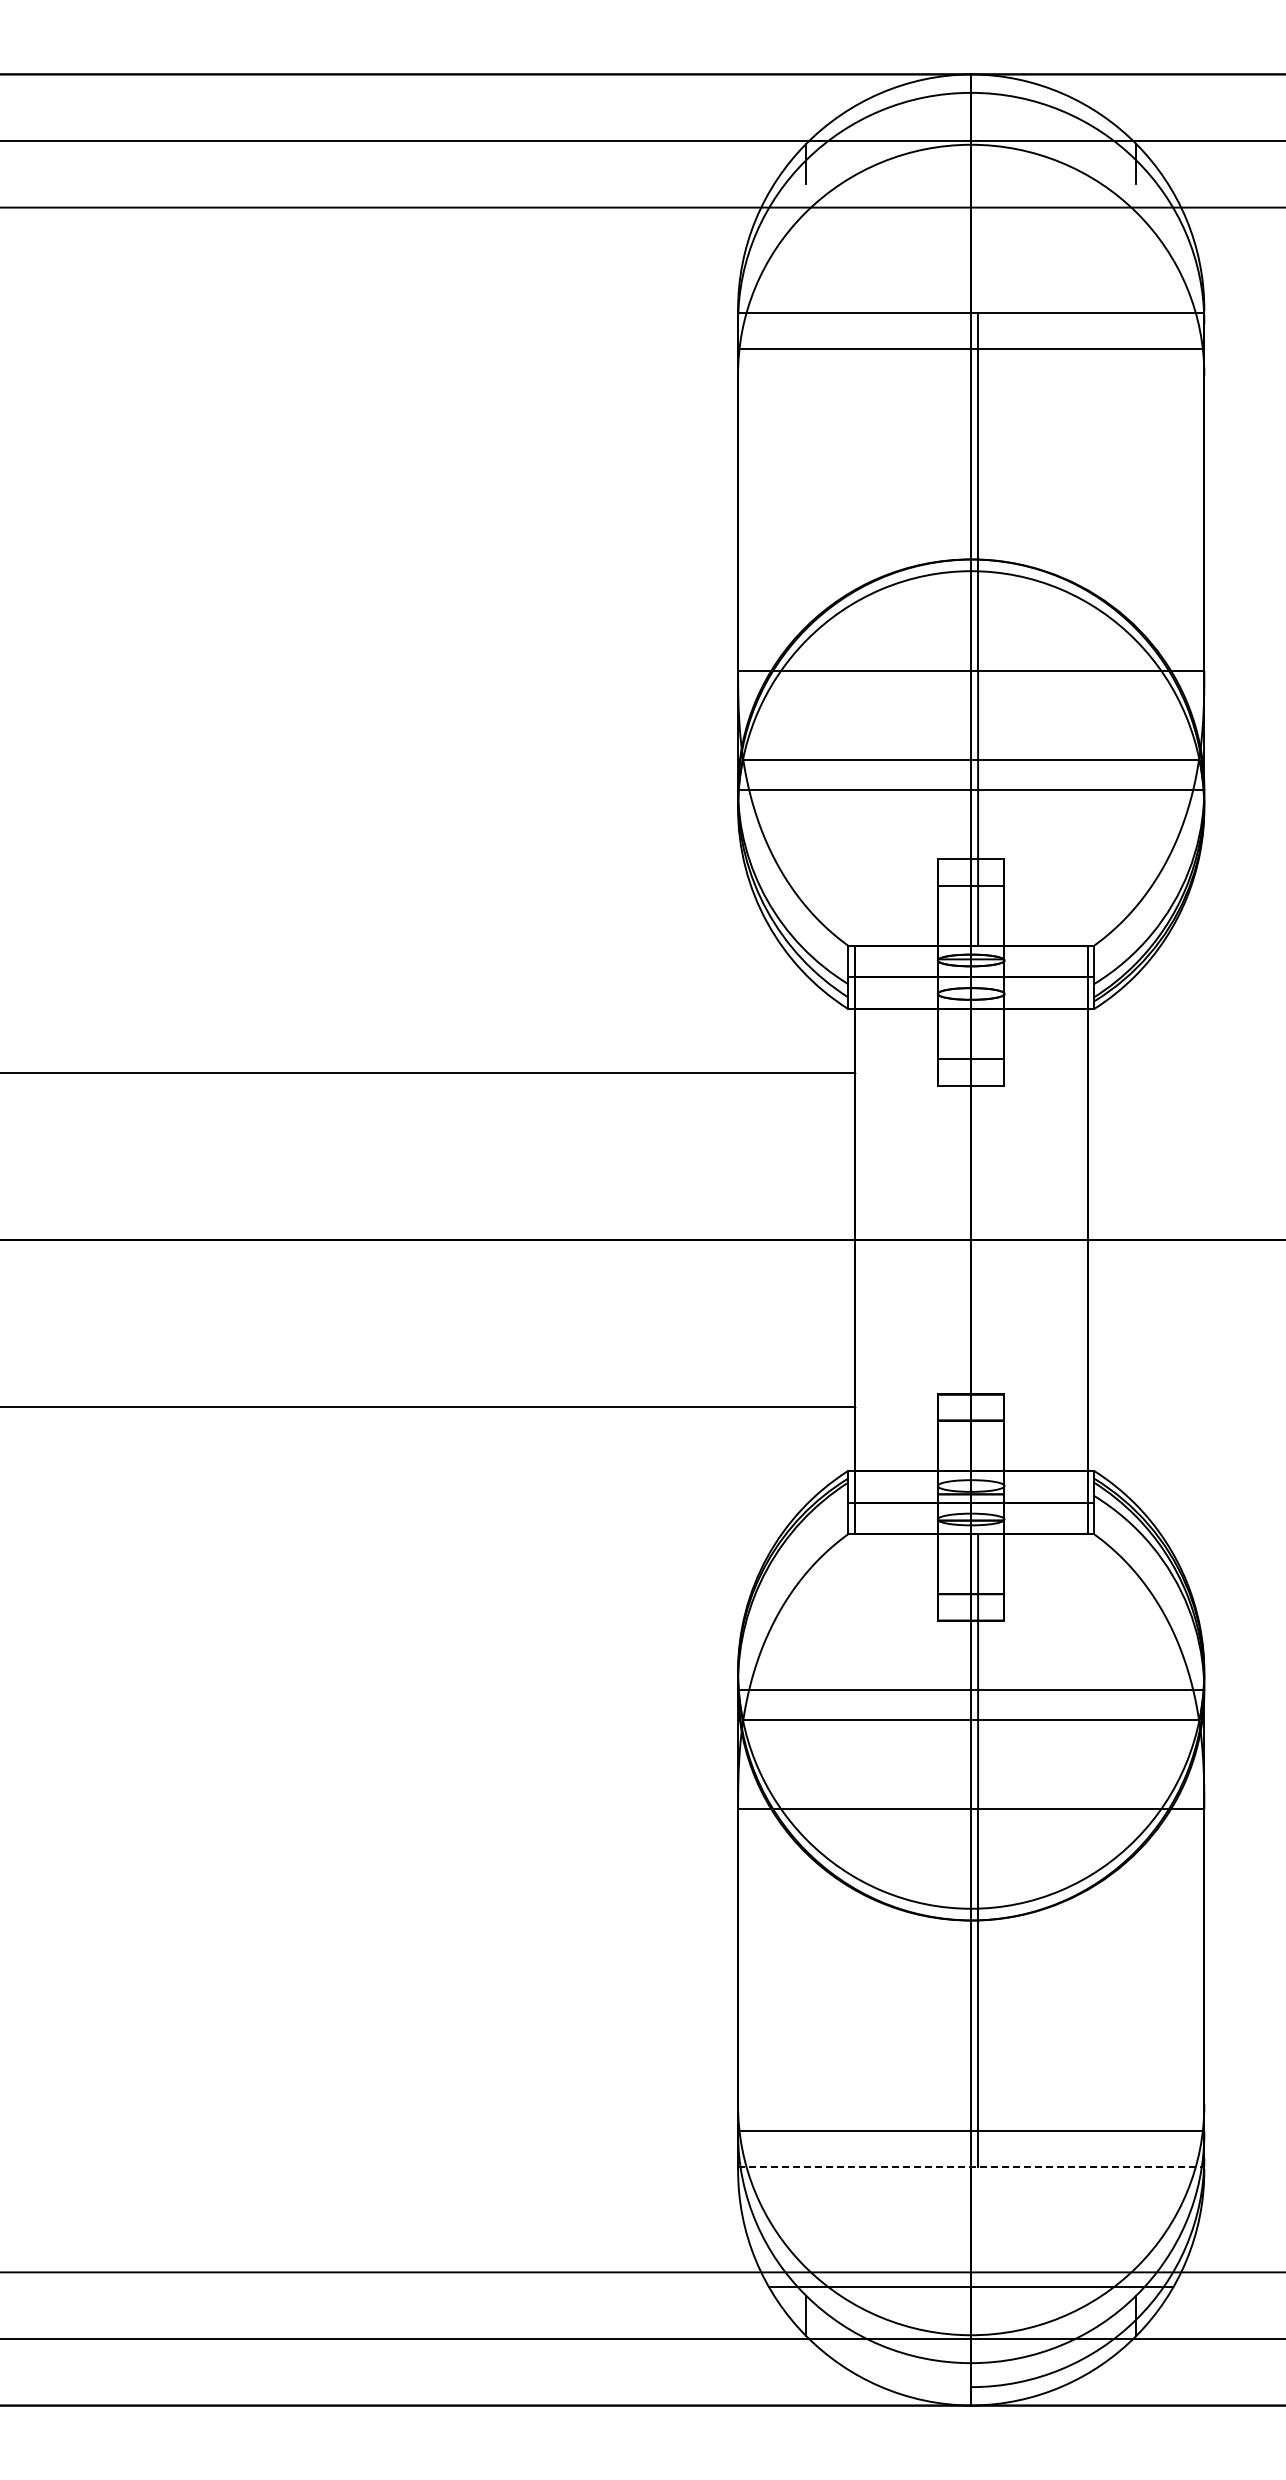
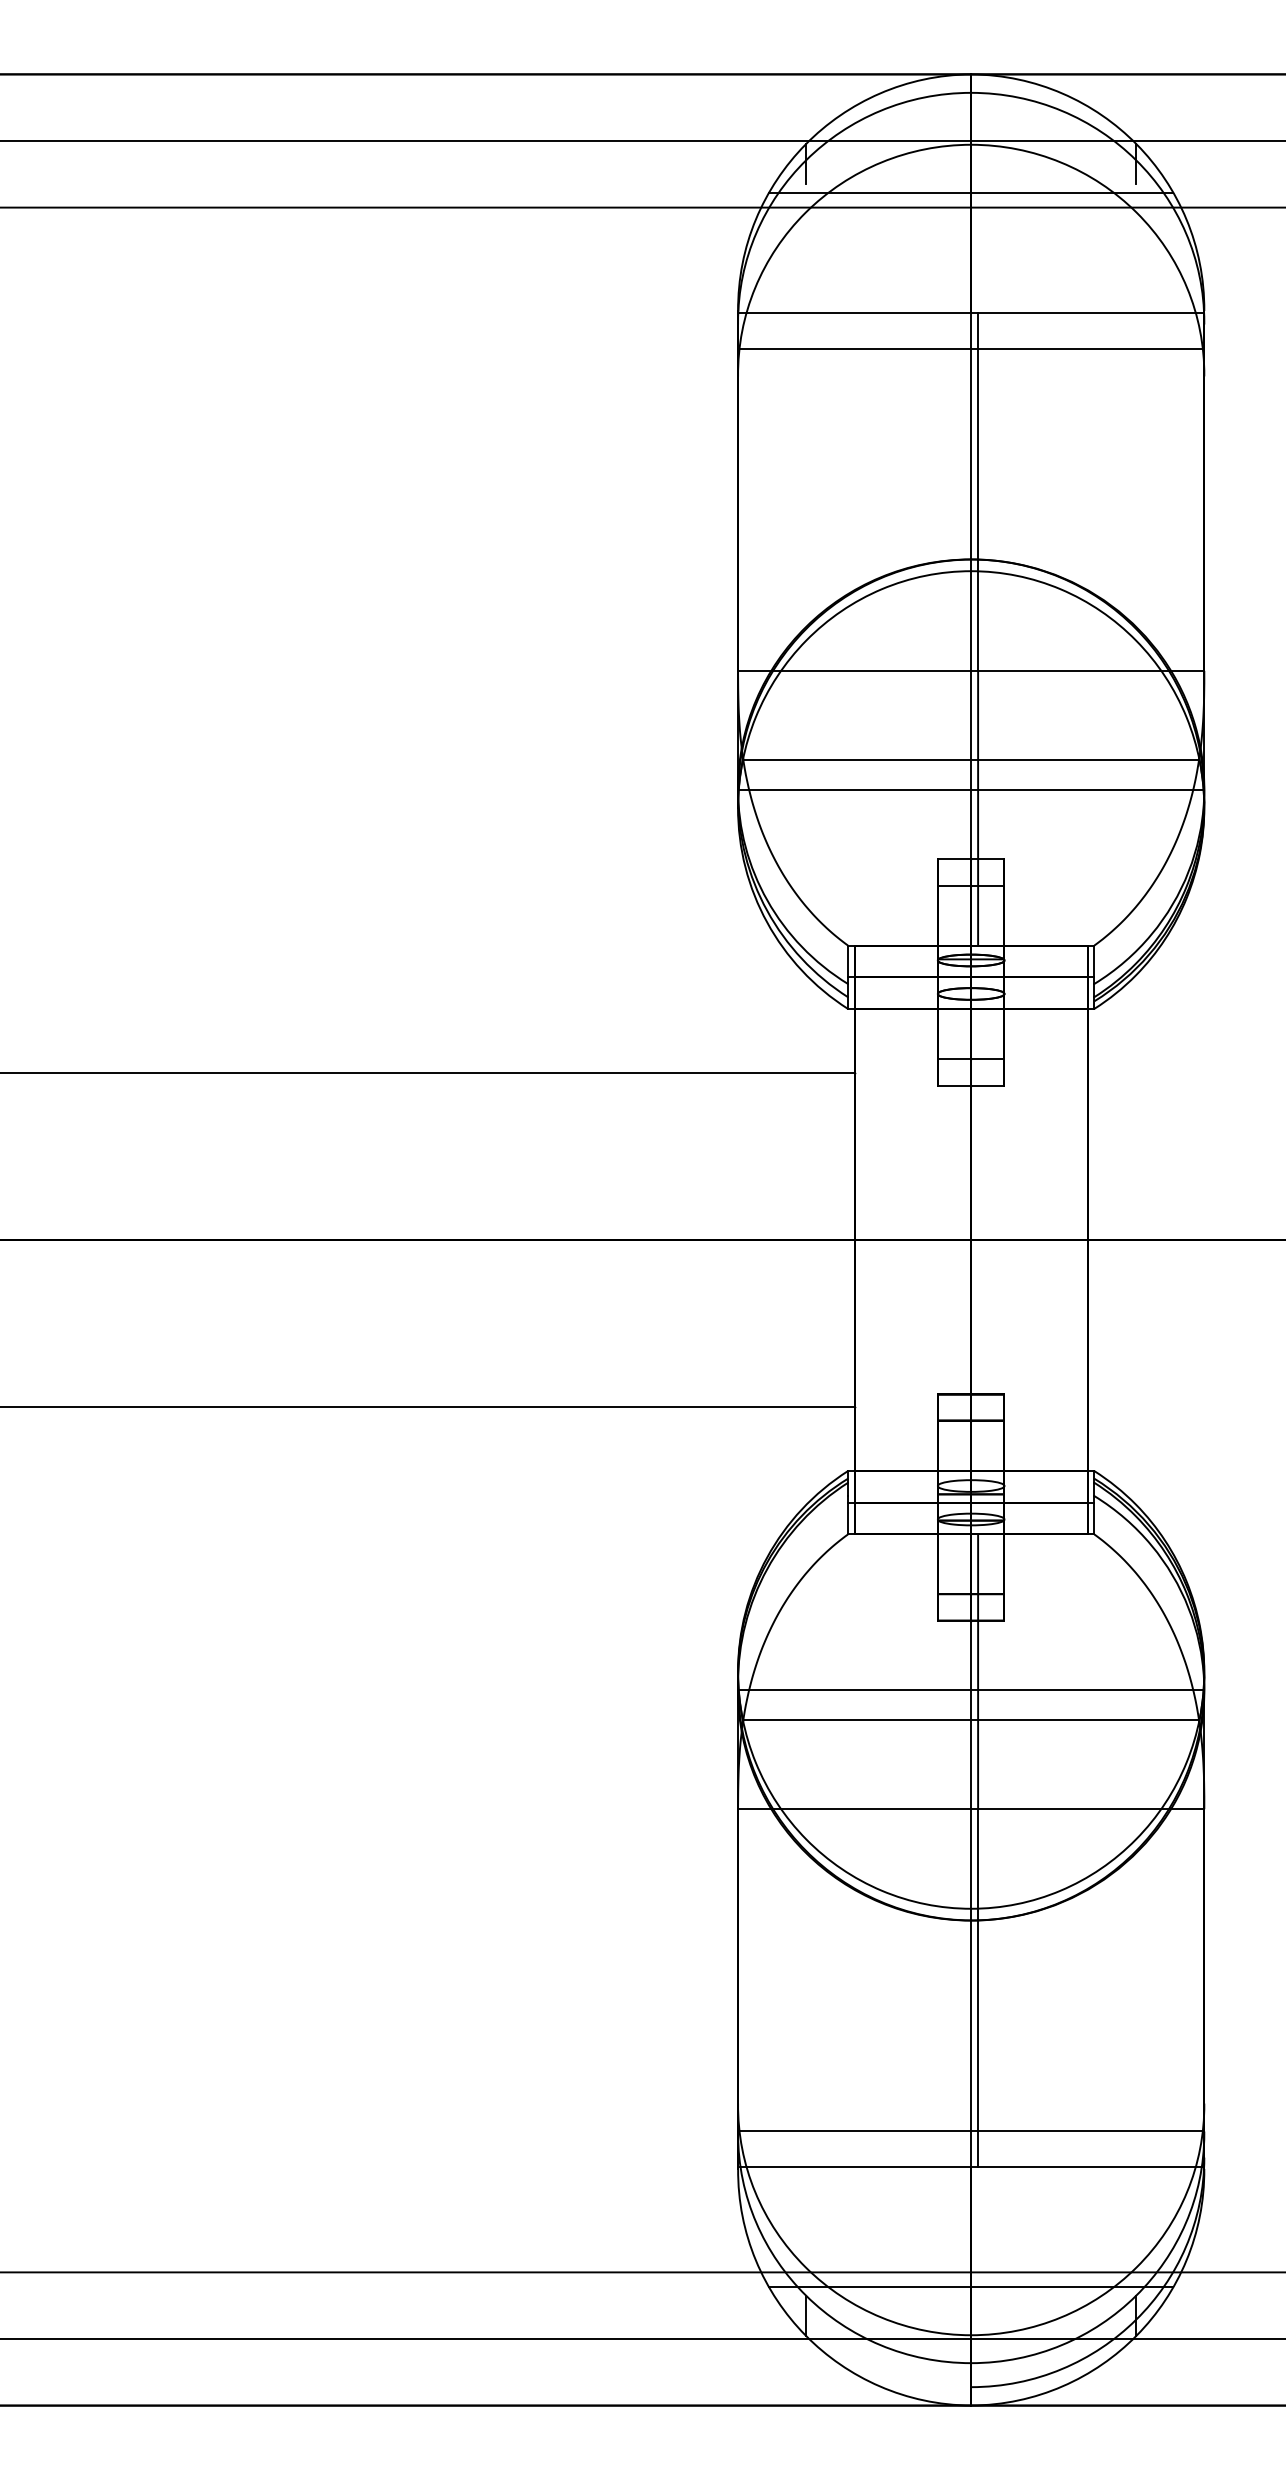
line: none -> present (971, 192)
line: dashed -> solid (971, 2166)
